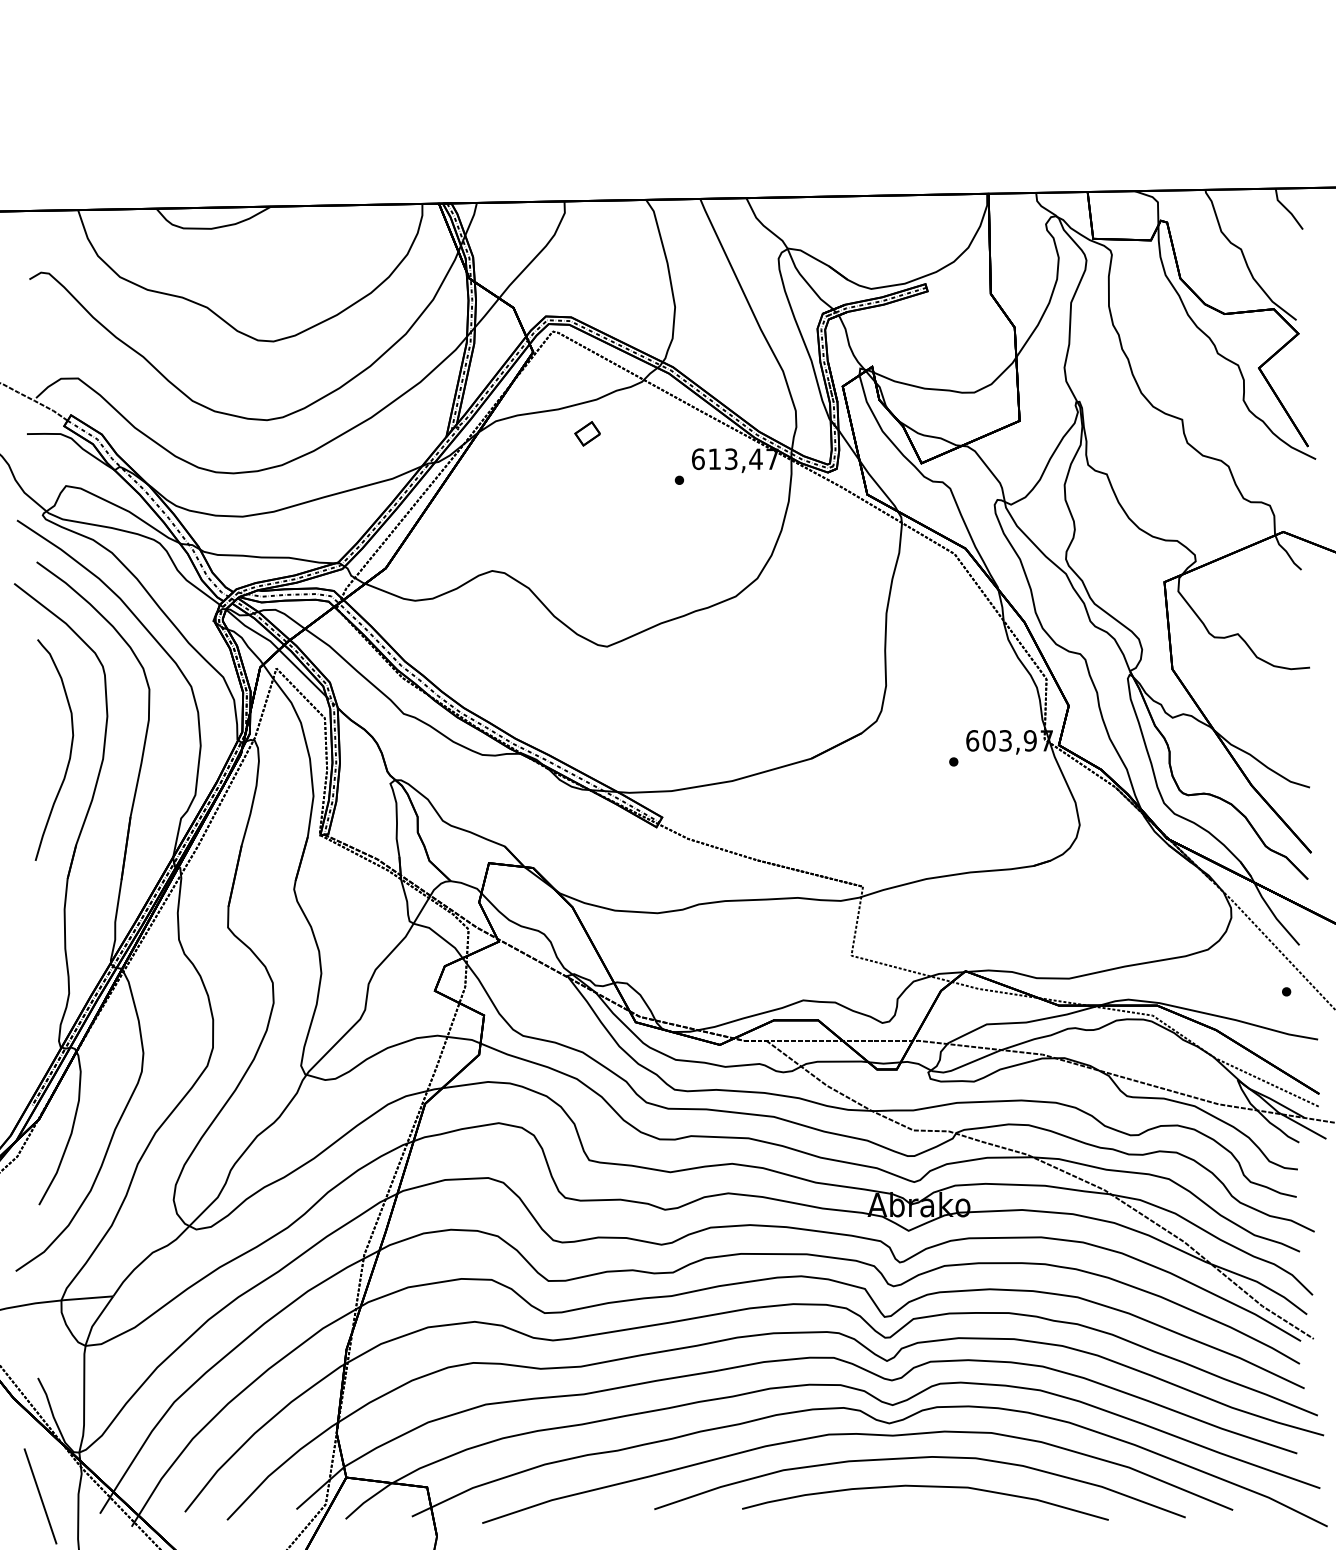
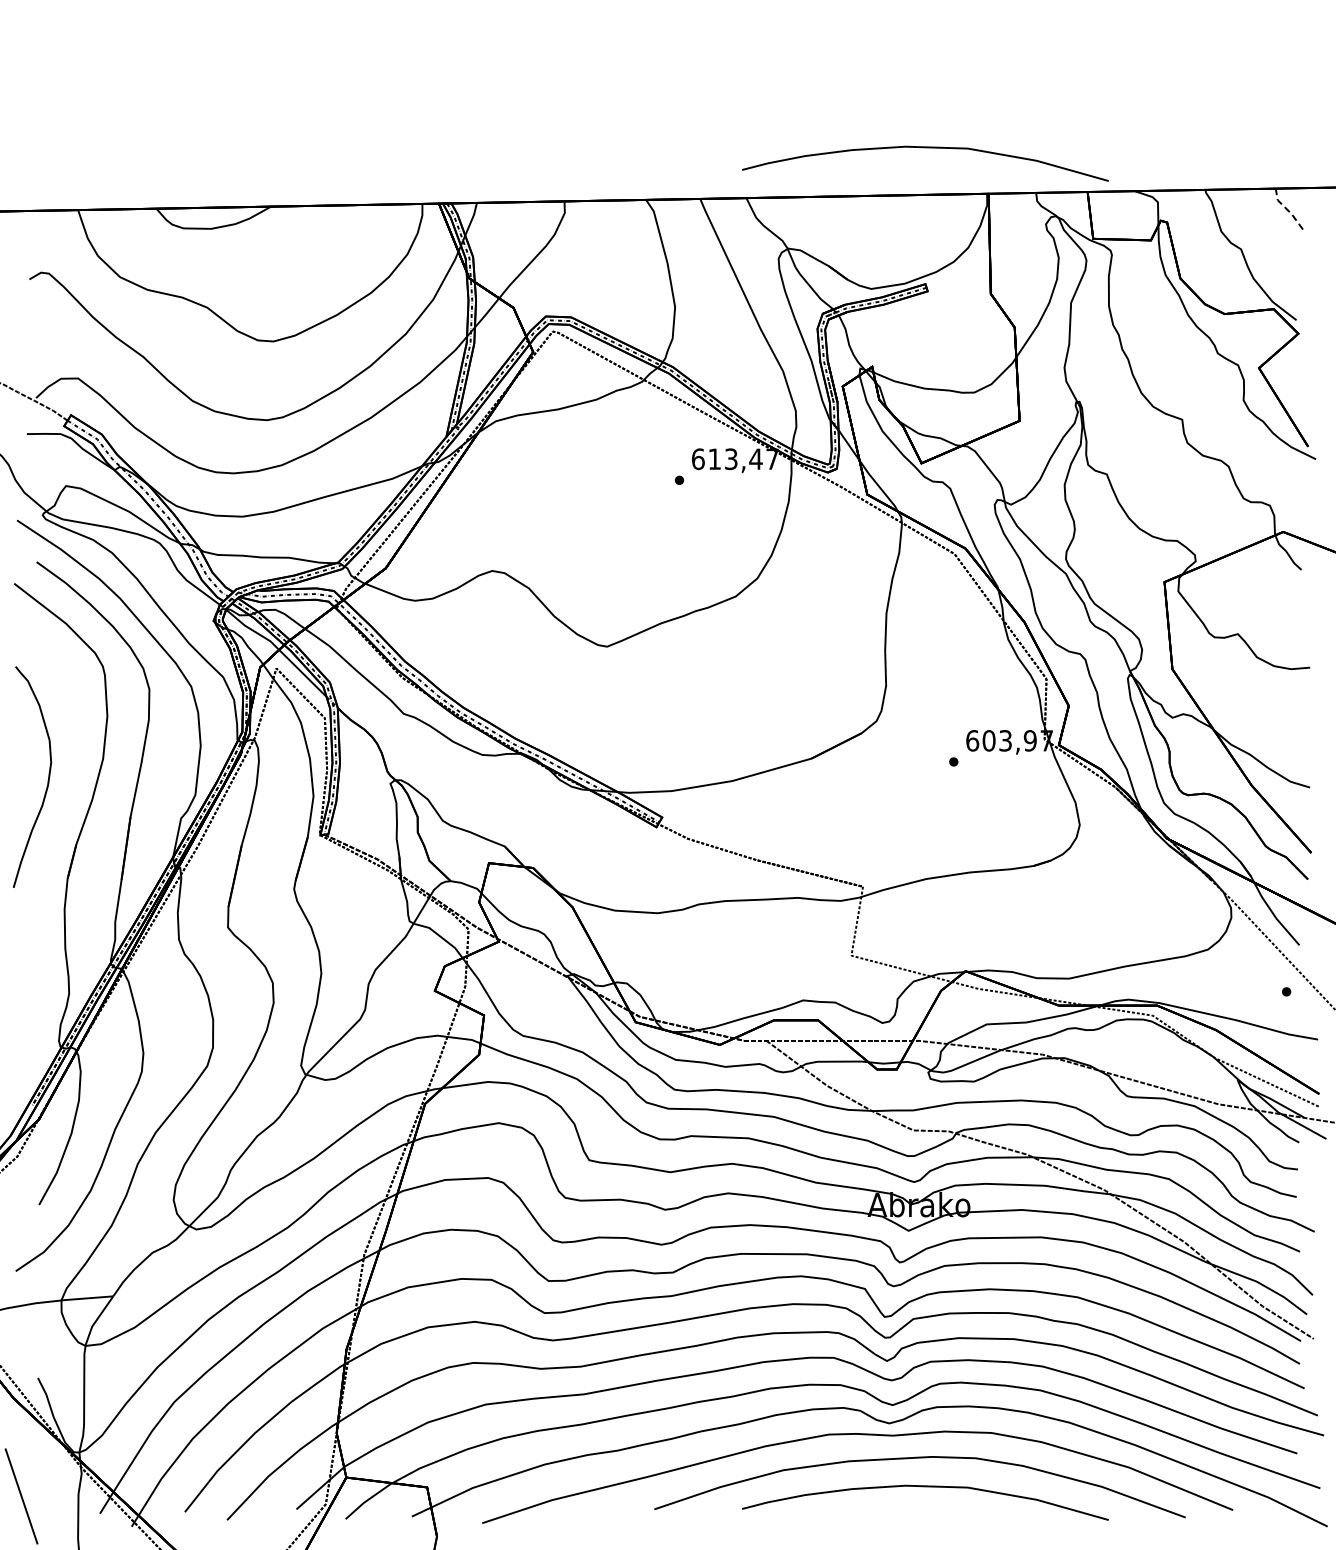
curve: none -> present (925, 148)
line: solid -> dashed (1287, 209)
part: present -> none (587, 433)
curve position: (69, 753) -> (47, 780) (47, 780)
line position: (40, 1496) -> (21, 1496) (21, 1496)
